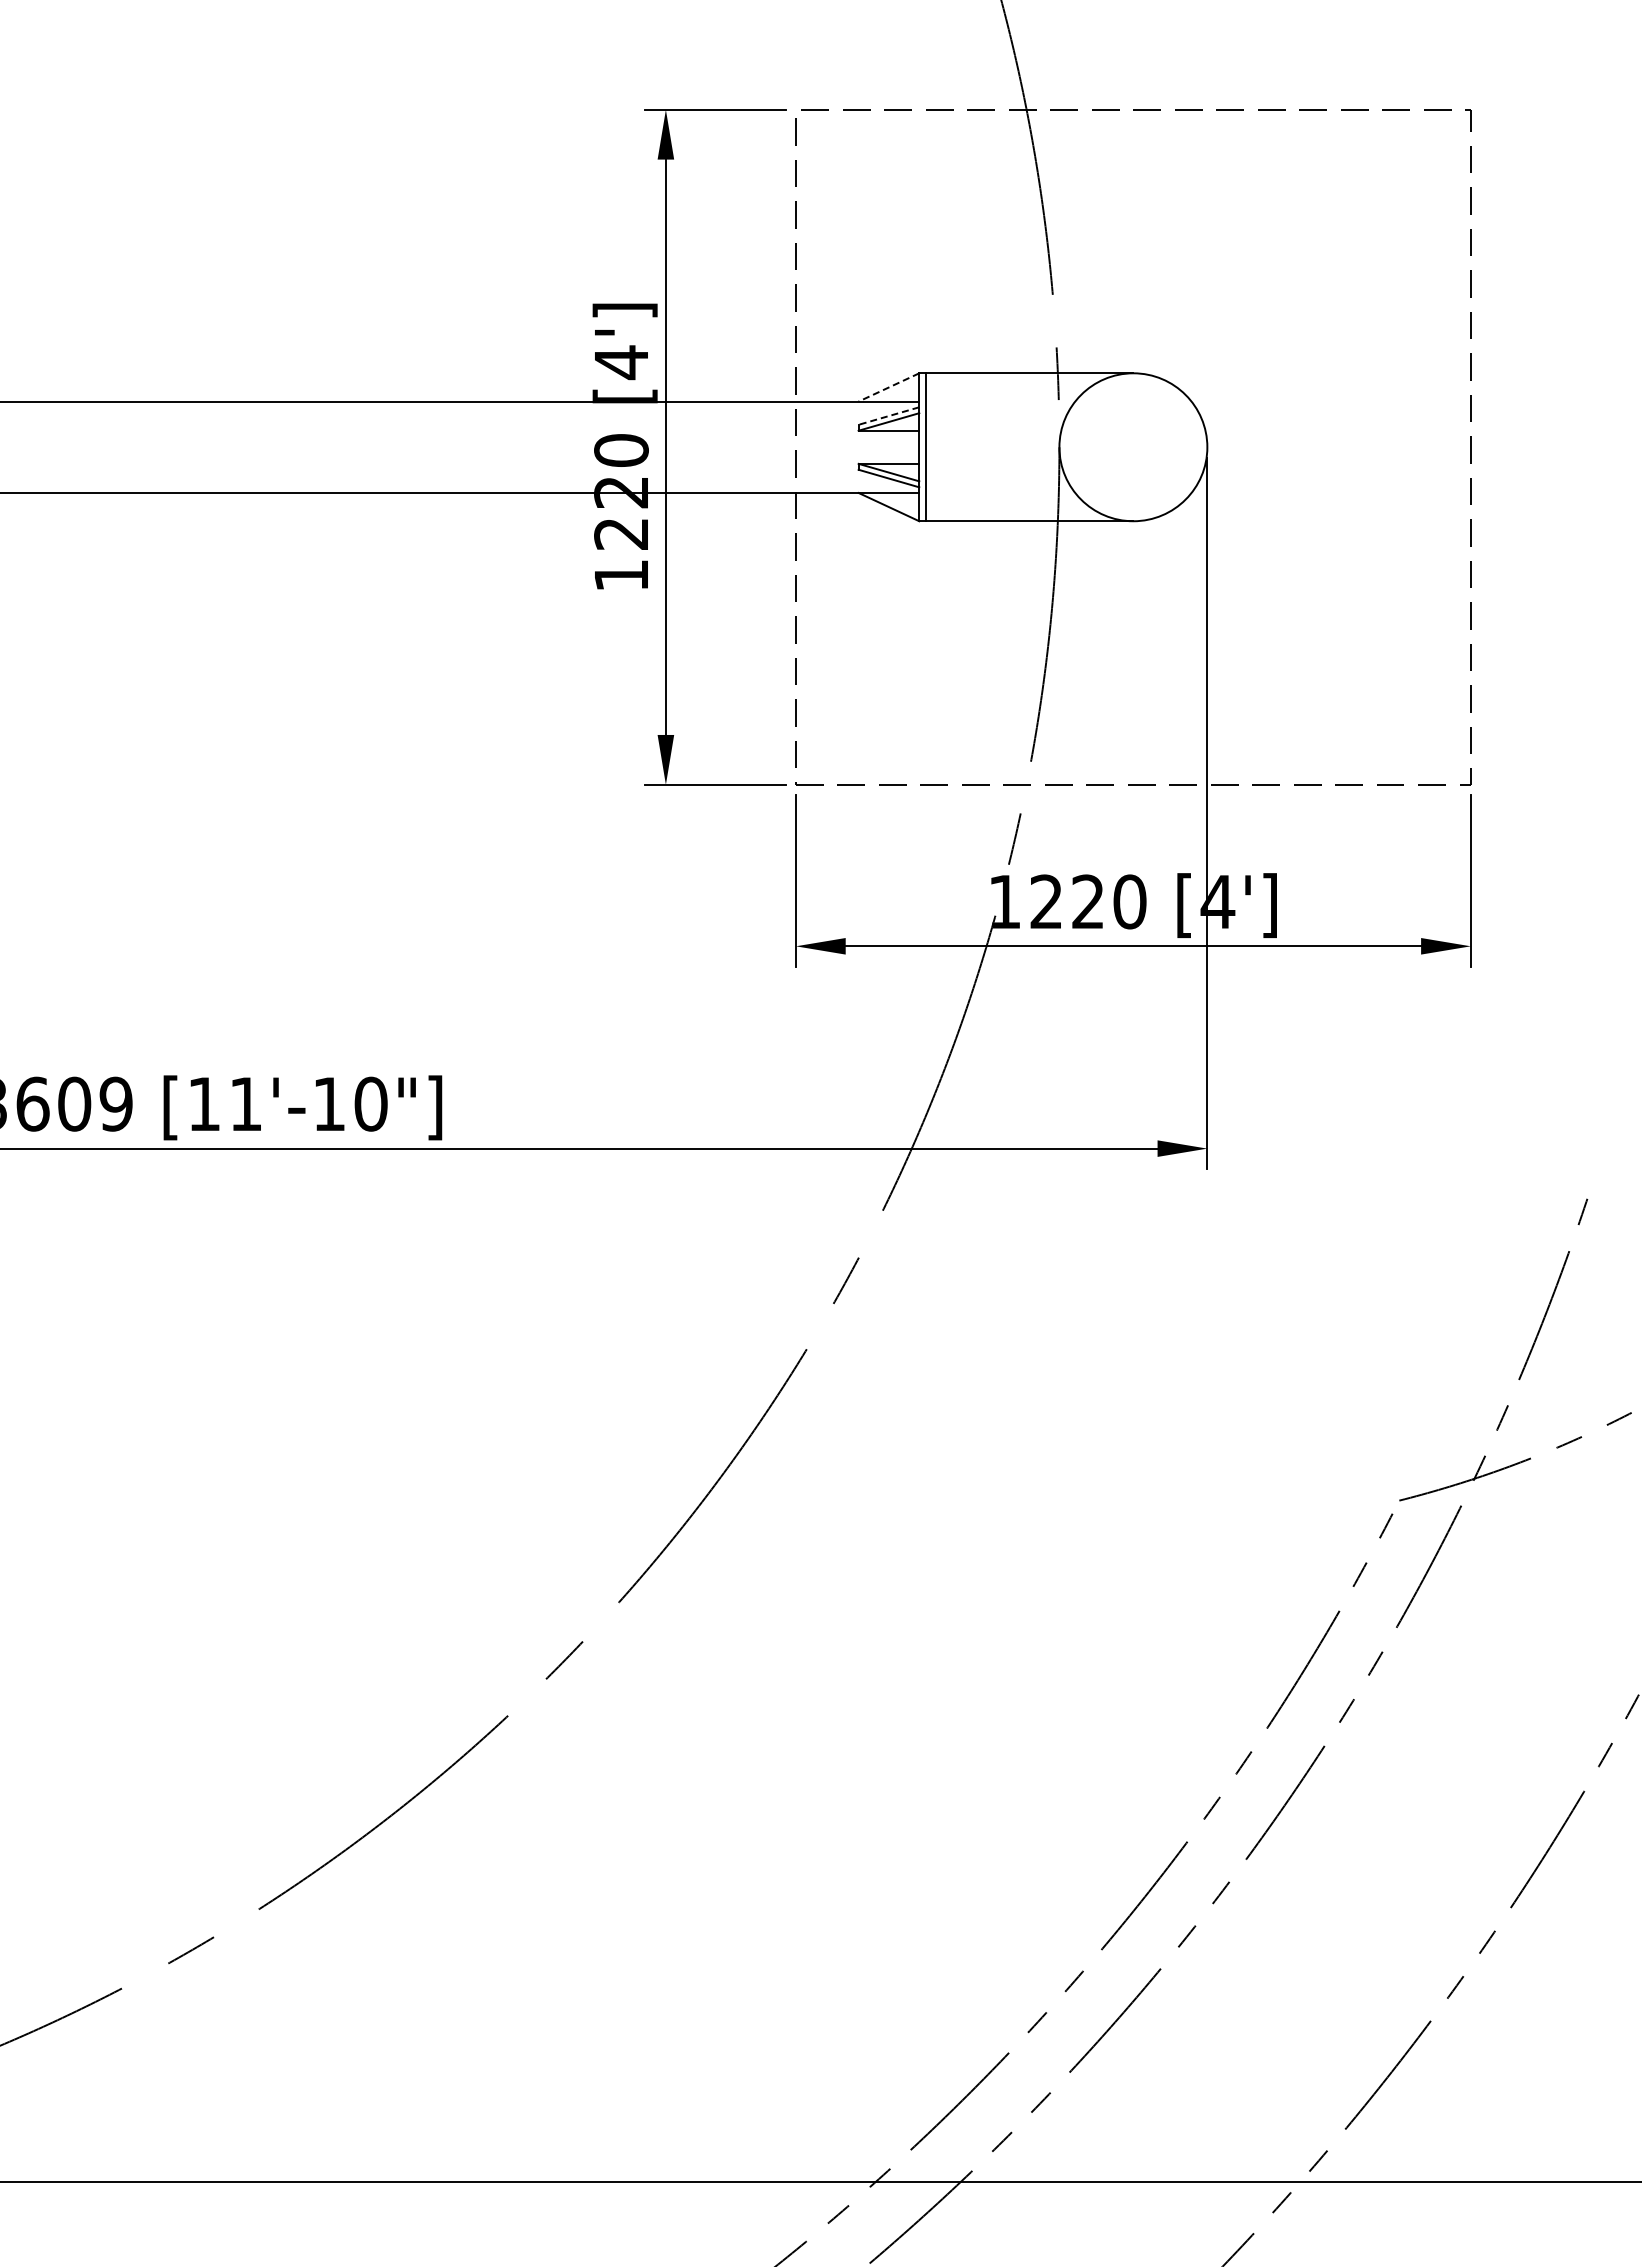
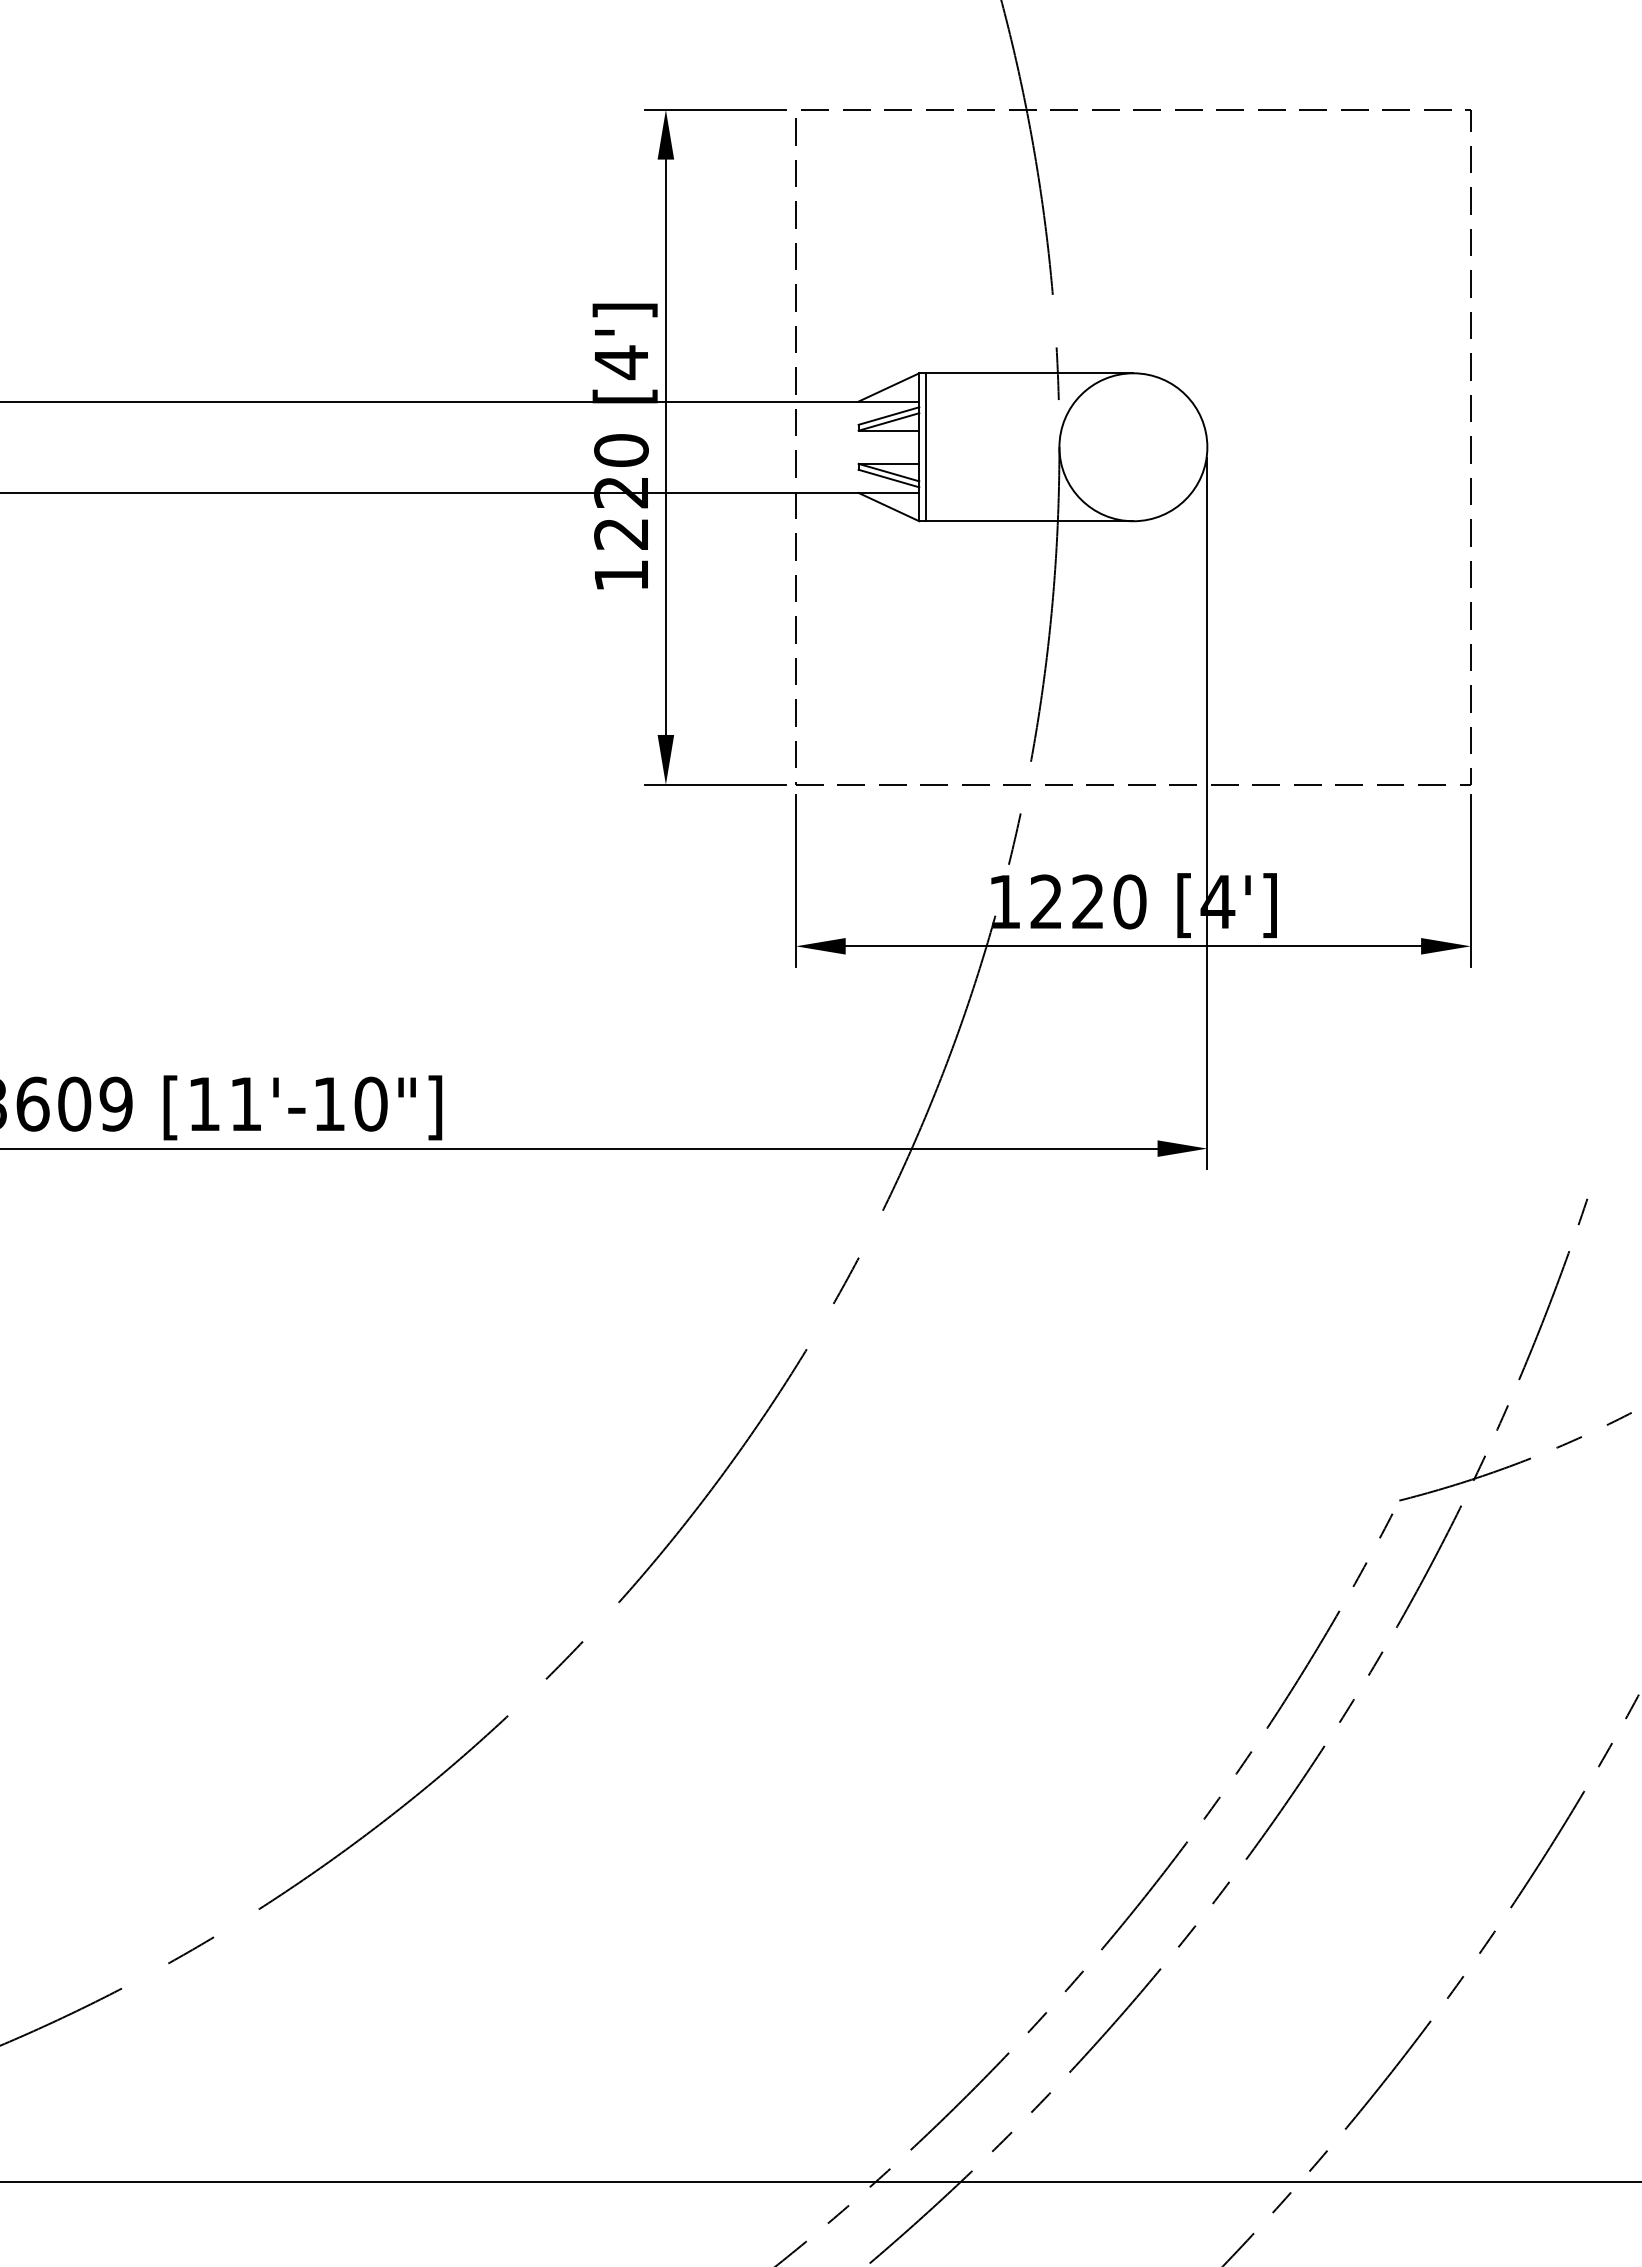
line: dashed -> solid (888, 387)
line: dashed -> solid (888, 416)
